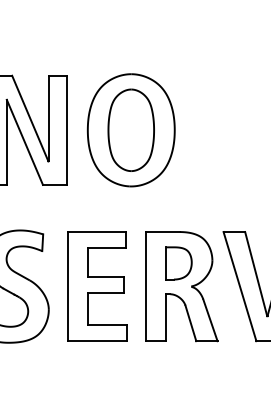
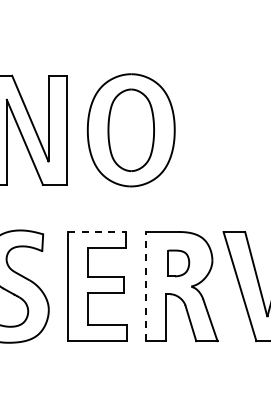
line: solid -> dashed (96, 232)
part size: 28x35 px -> 24x29 px (178, 263)
line: solid -> dashed (145, 286)
